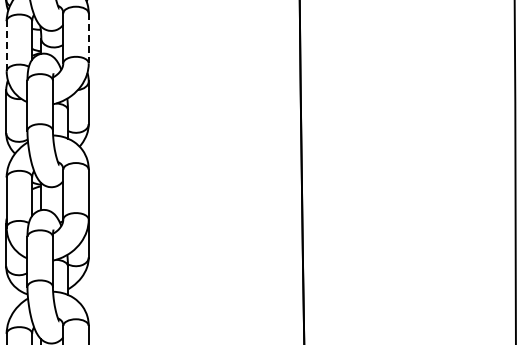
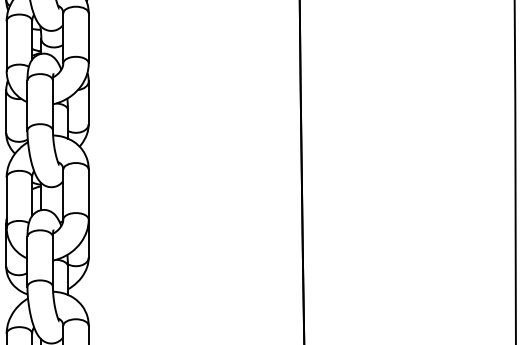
line: dashed -> solid (88, 38)
line: dashed -> solid (6, 45)
